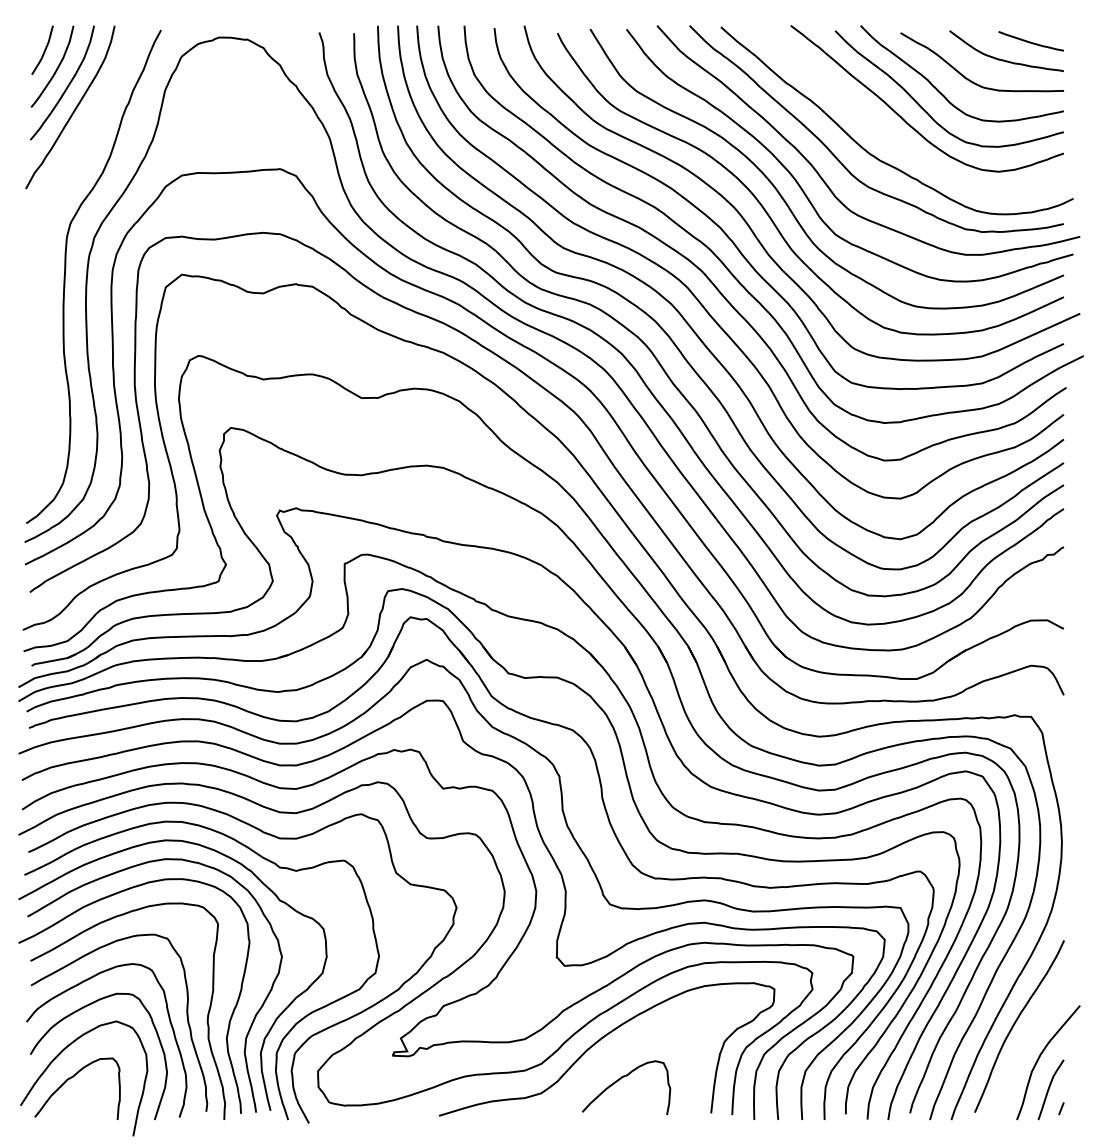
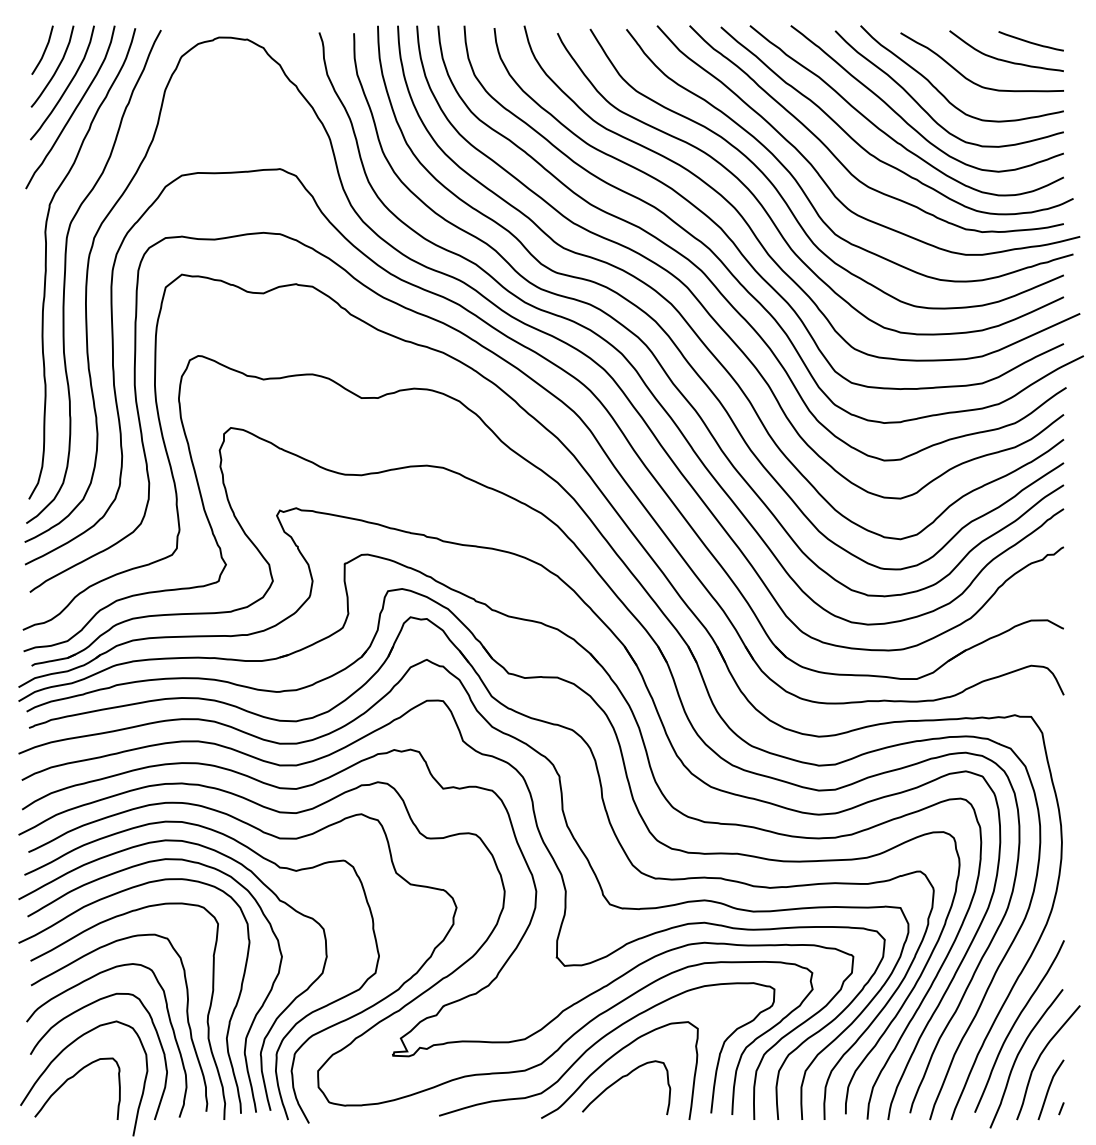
curve: none -> present (888, 134)
curve: none -> present (46, 263)
curve: none -> present (1019, 1054)
curve: none -> present (610, 1059)
